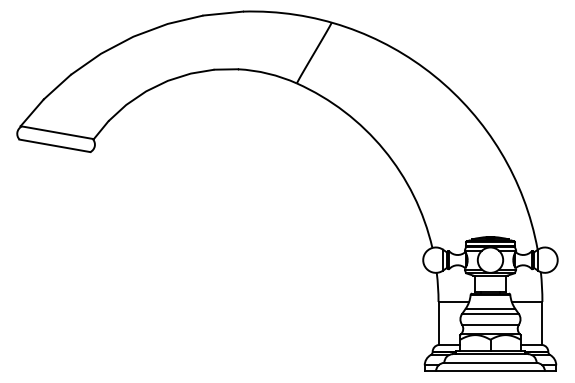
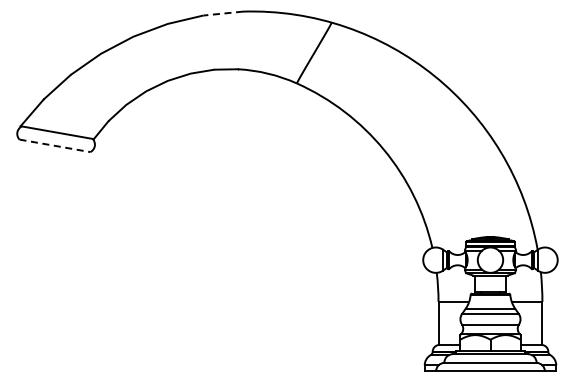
line: solid -> dashed (223, 13)
line: solid -> dashed (54, 145)
